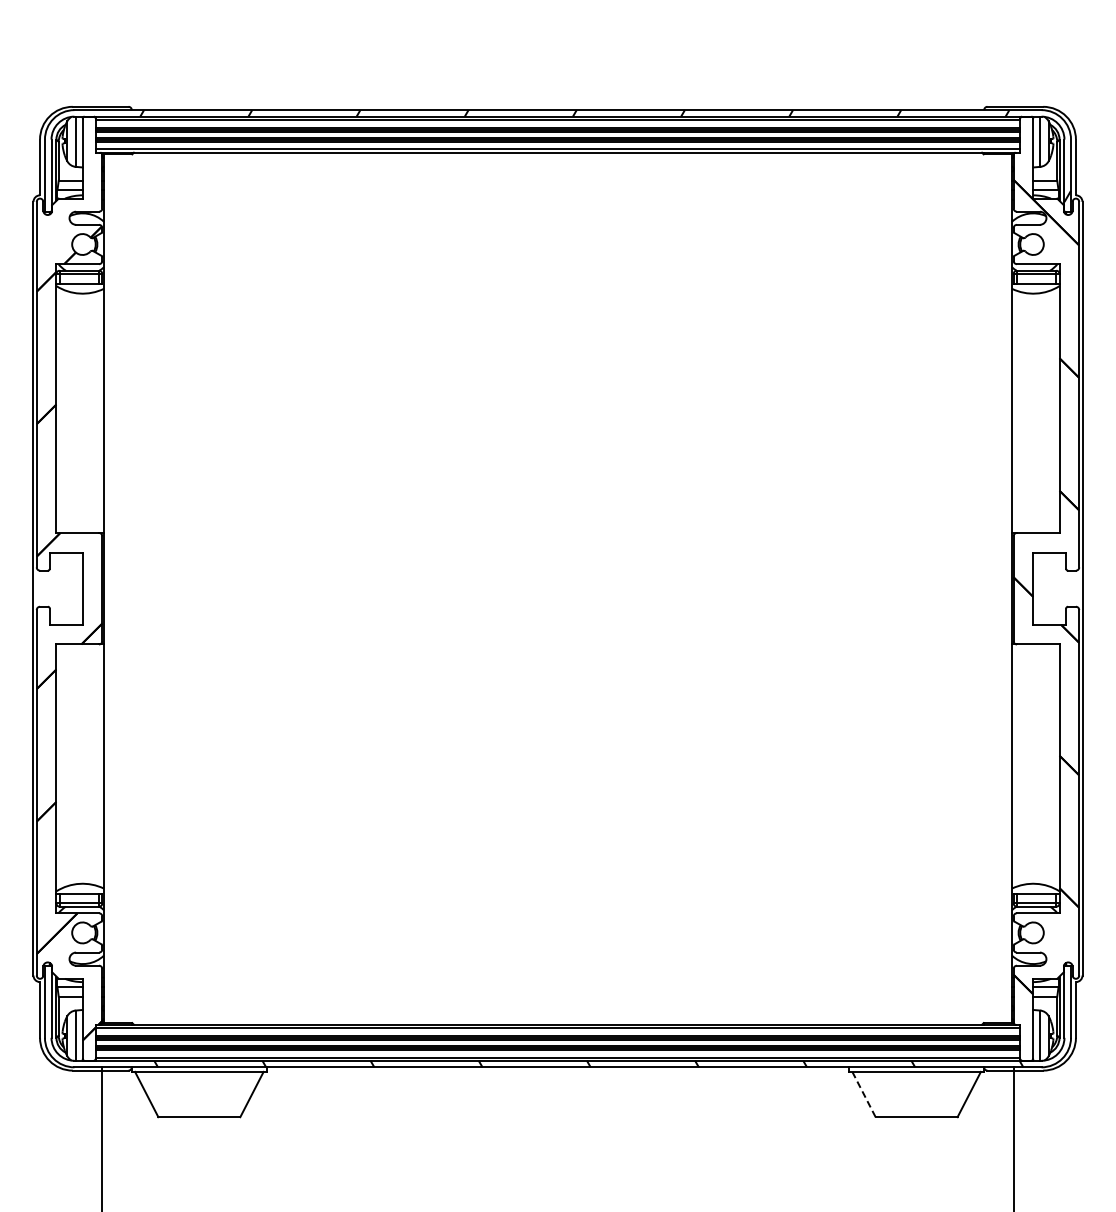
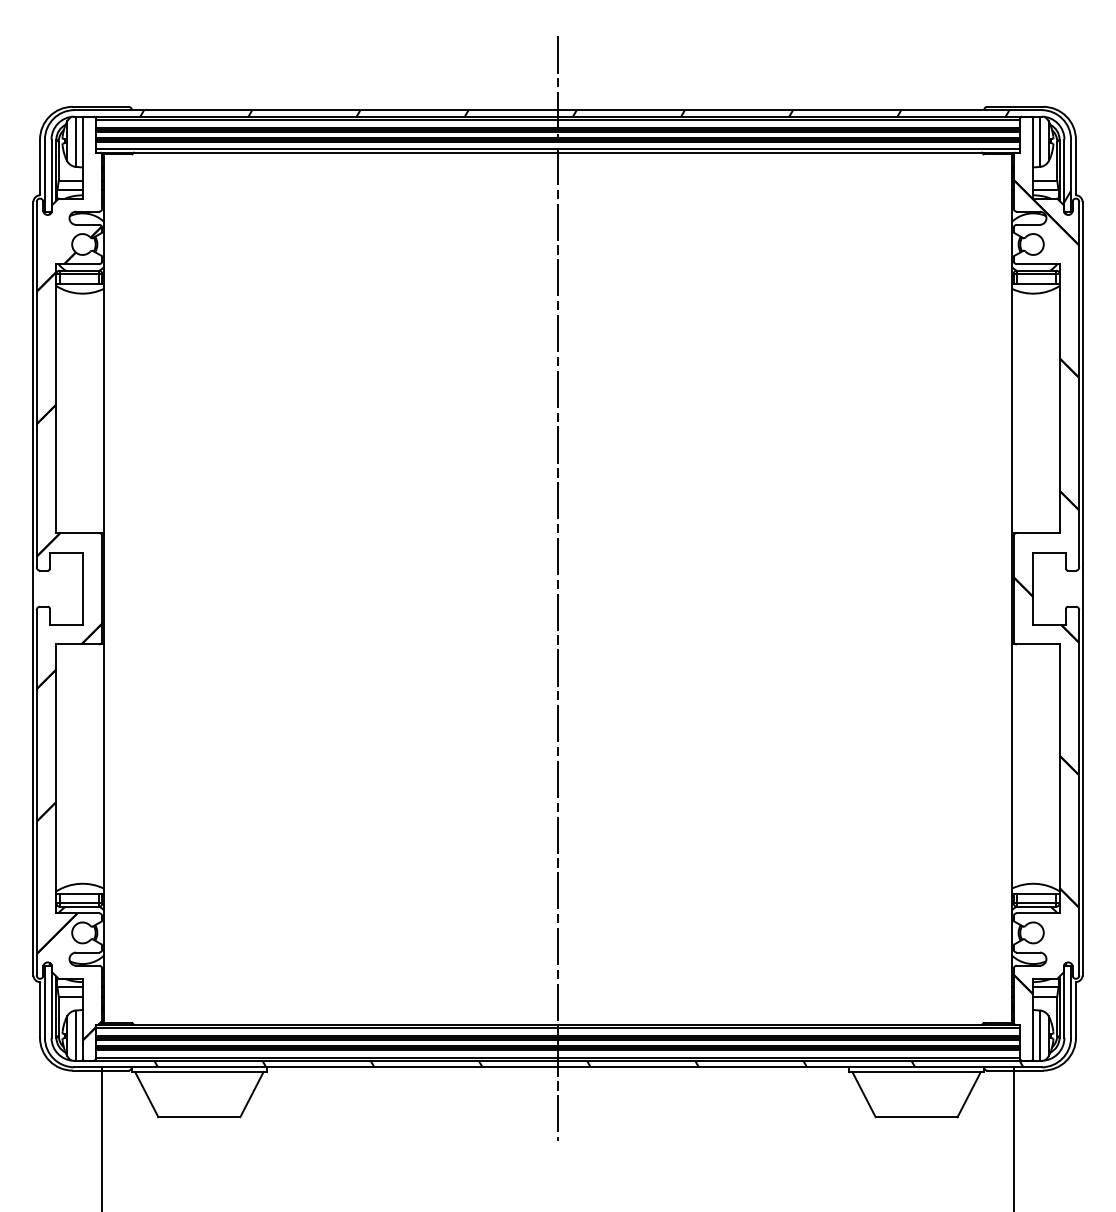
line: none -> present (557, 588)
line: dashed -> solid (863, 1094)
